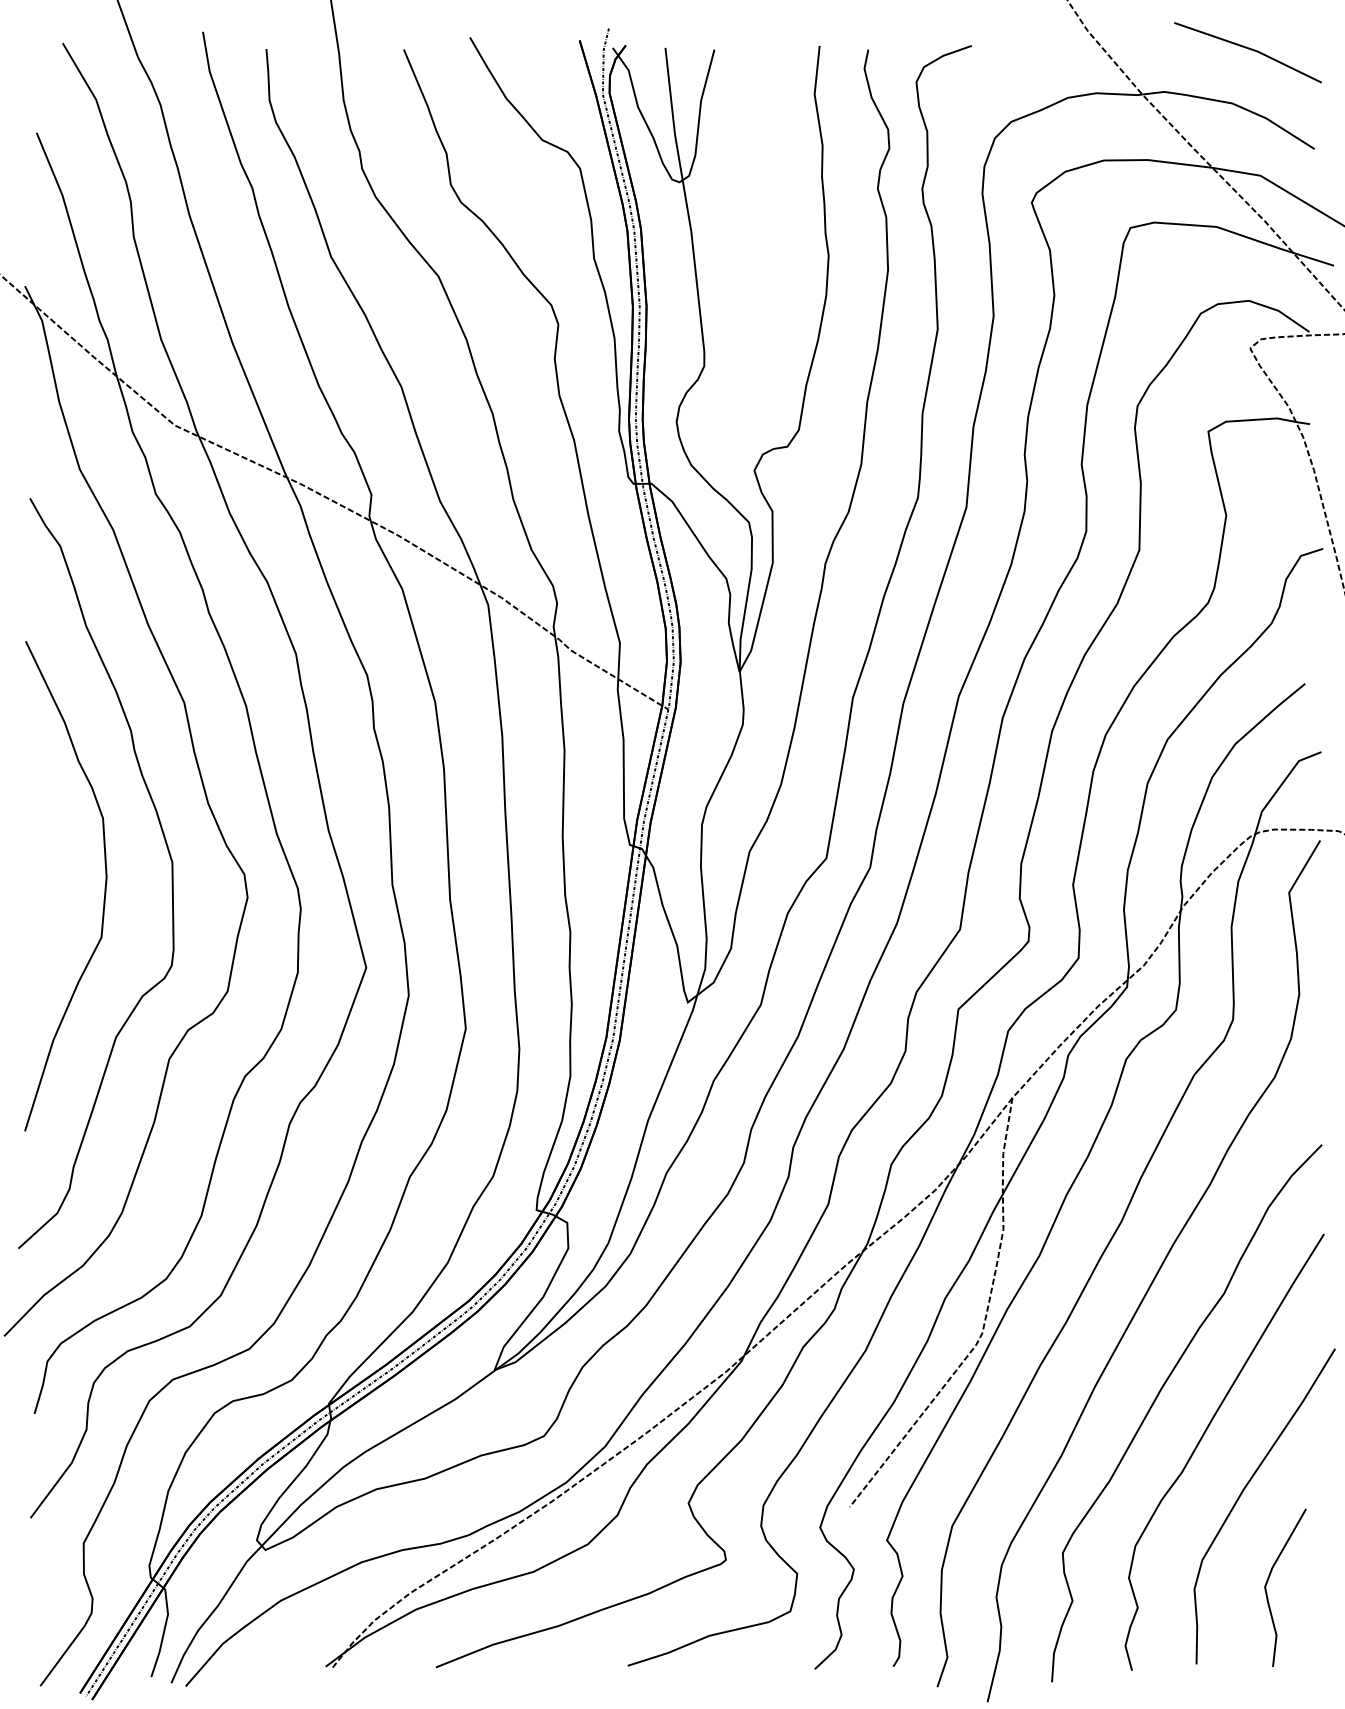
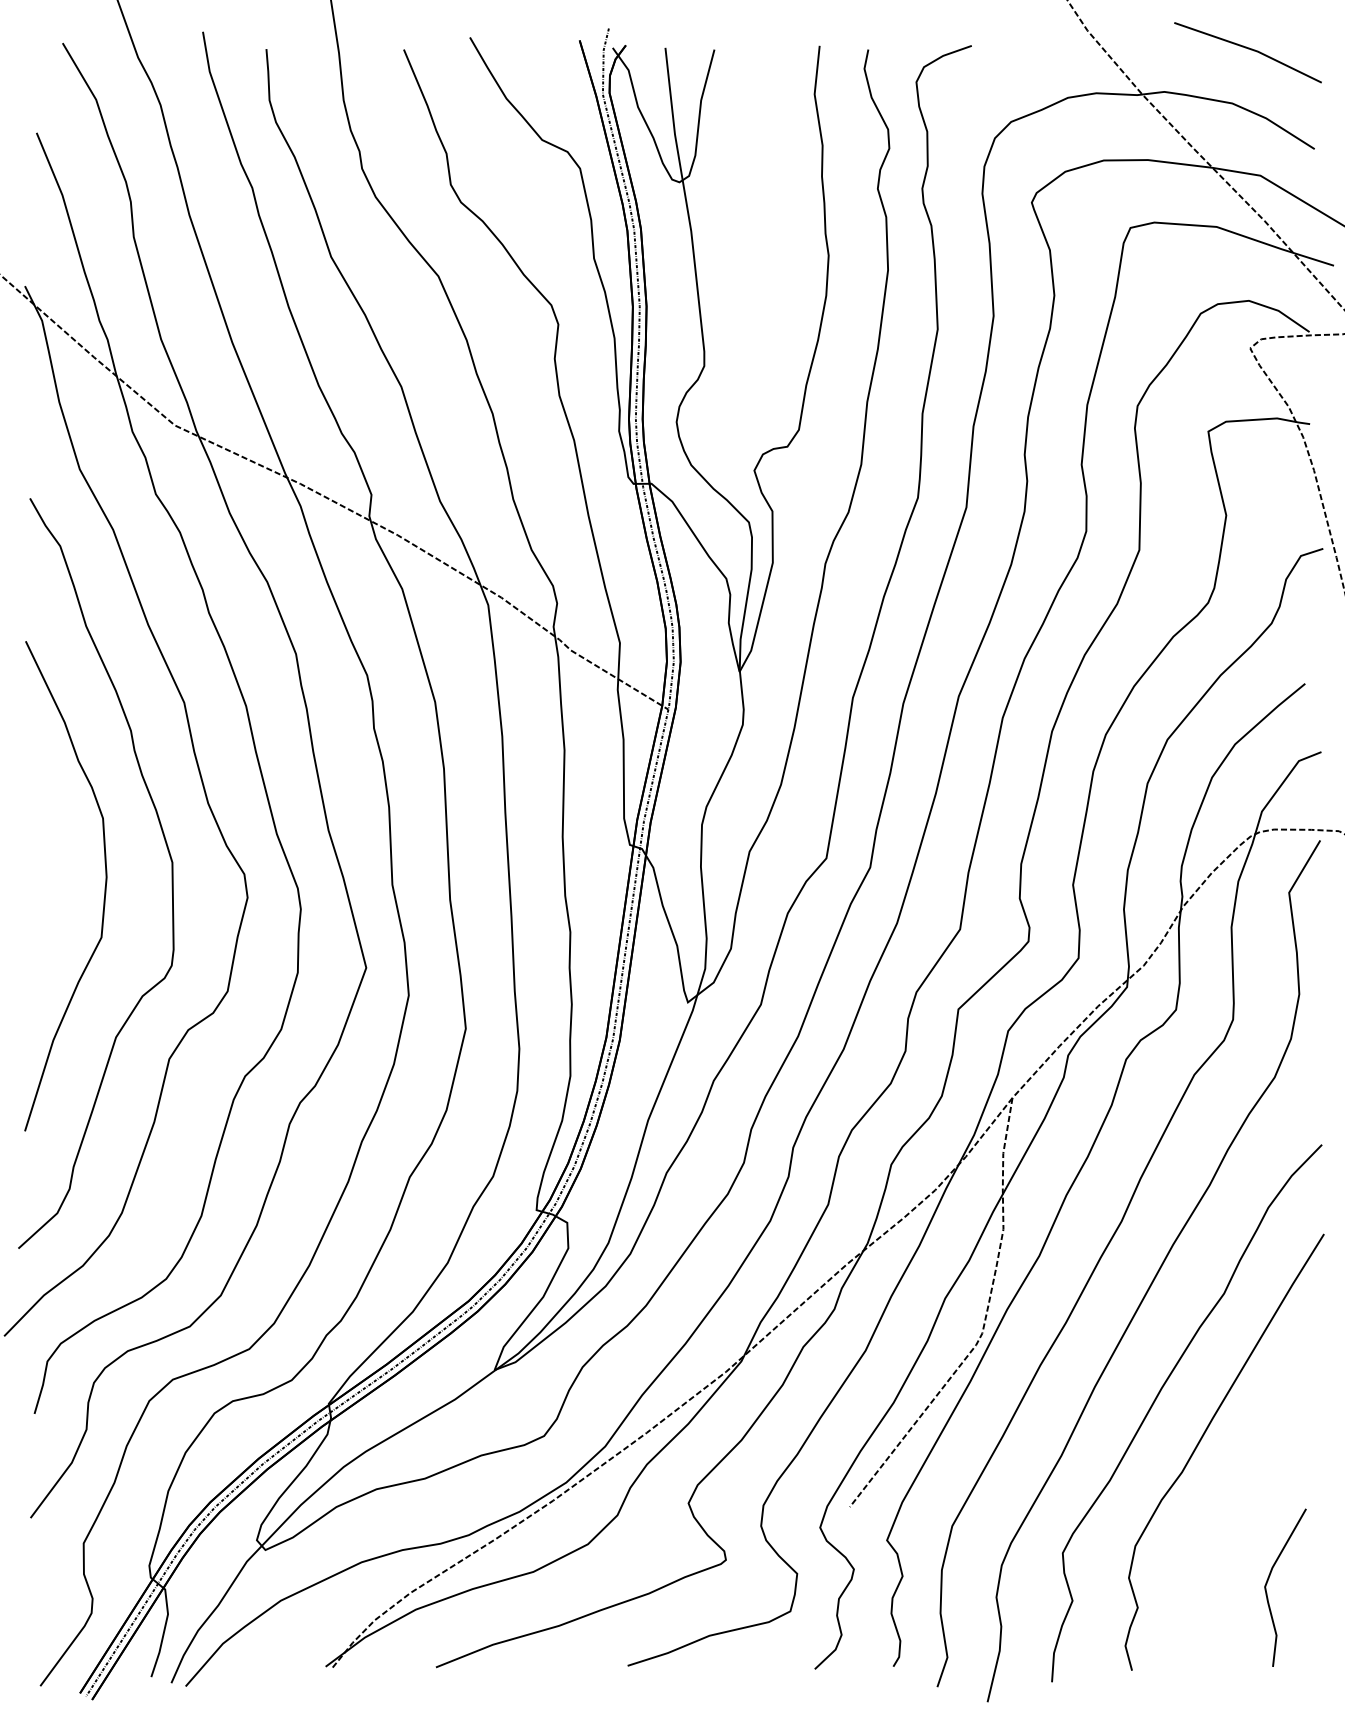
part: present -> none (1243, 1492)
